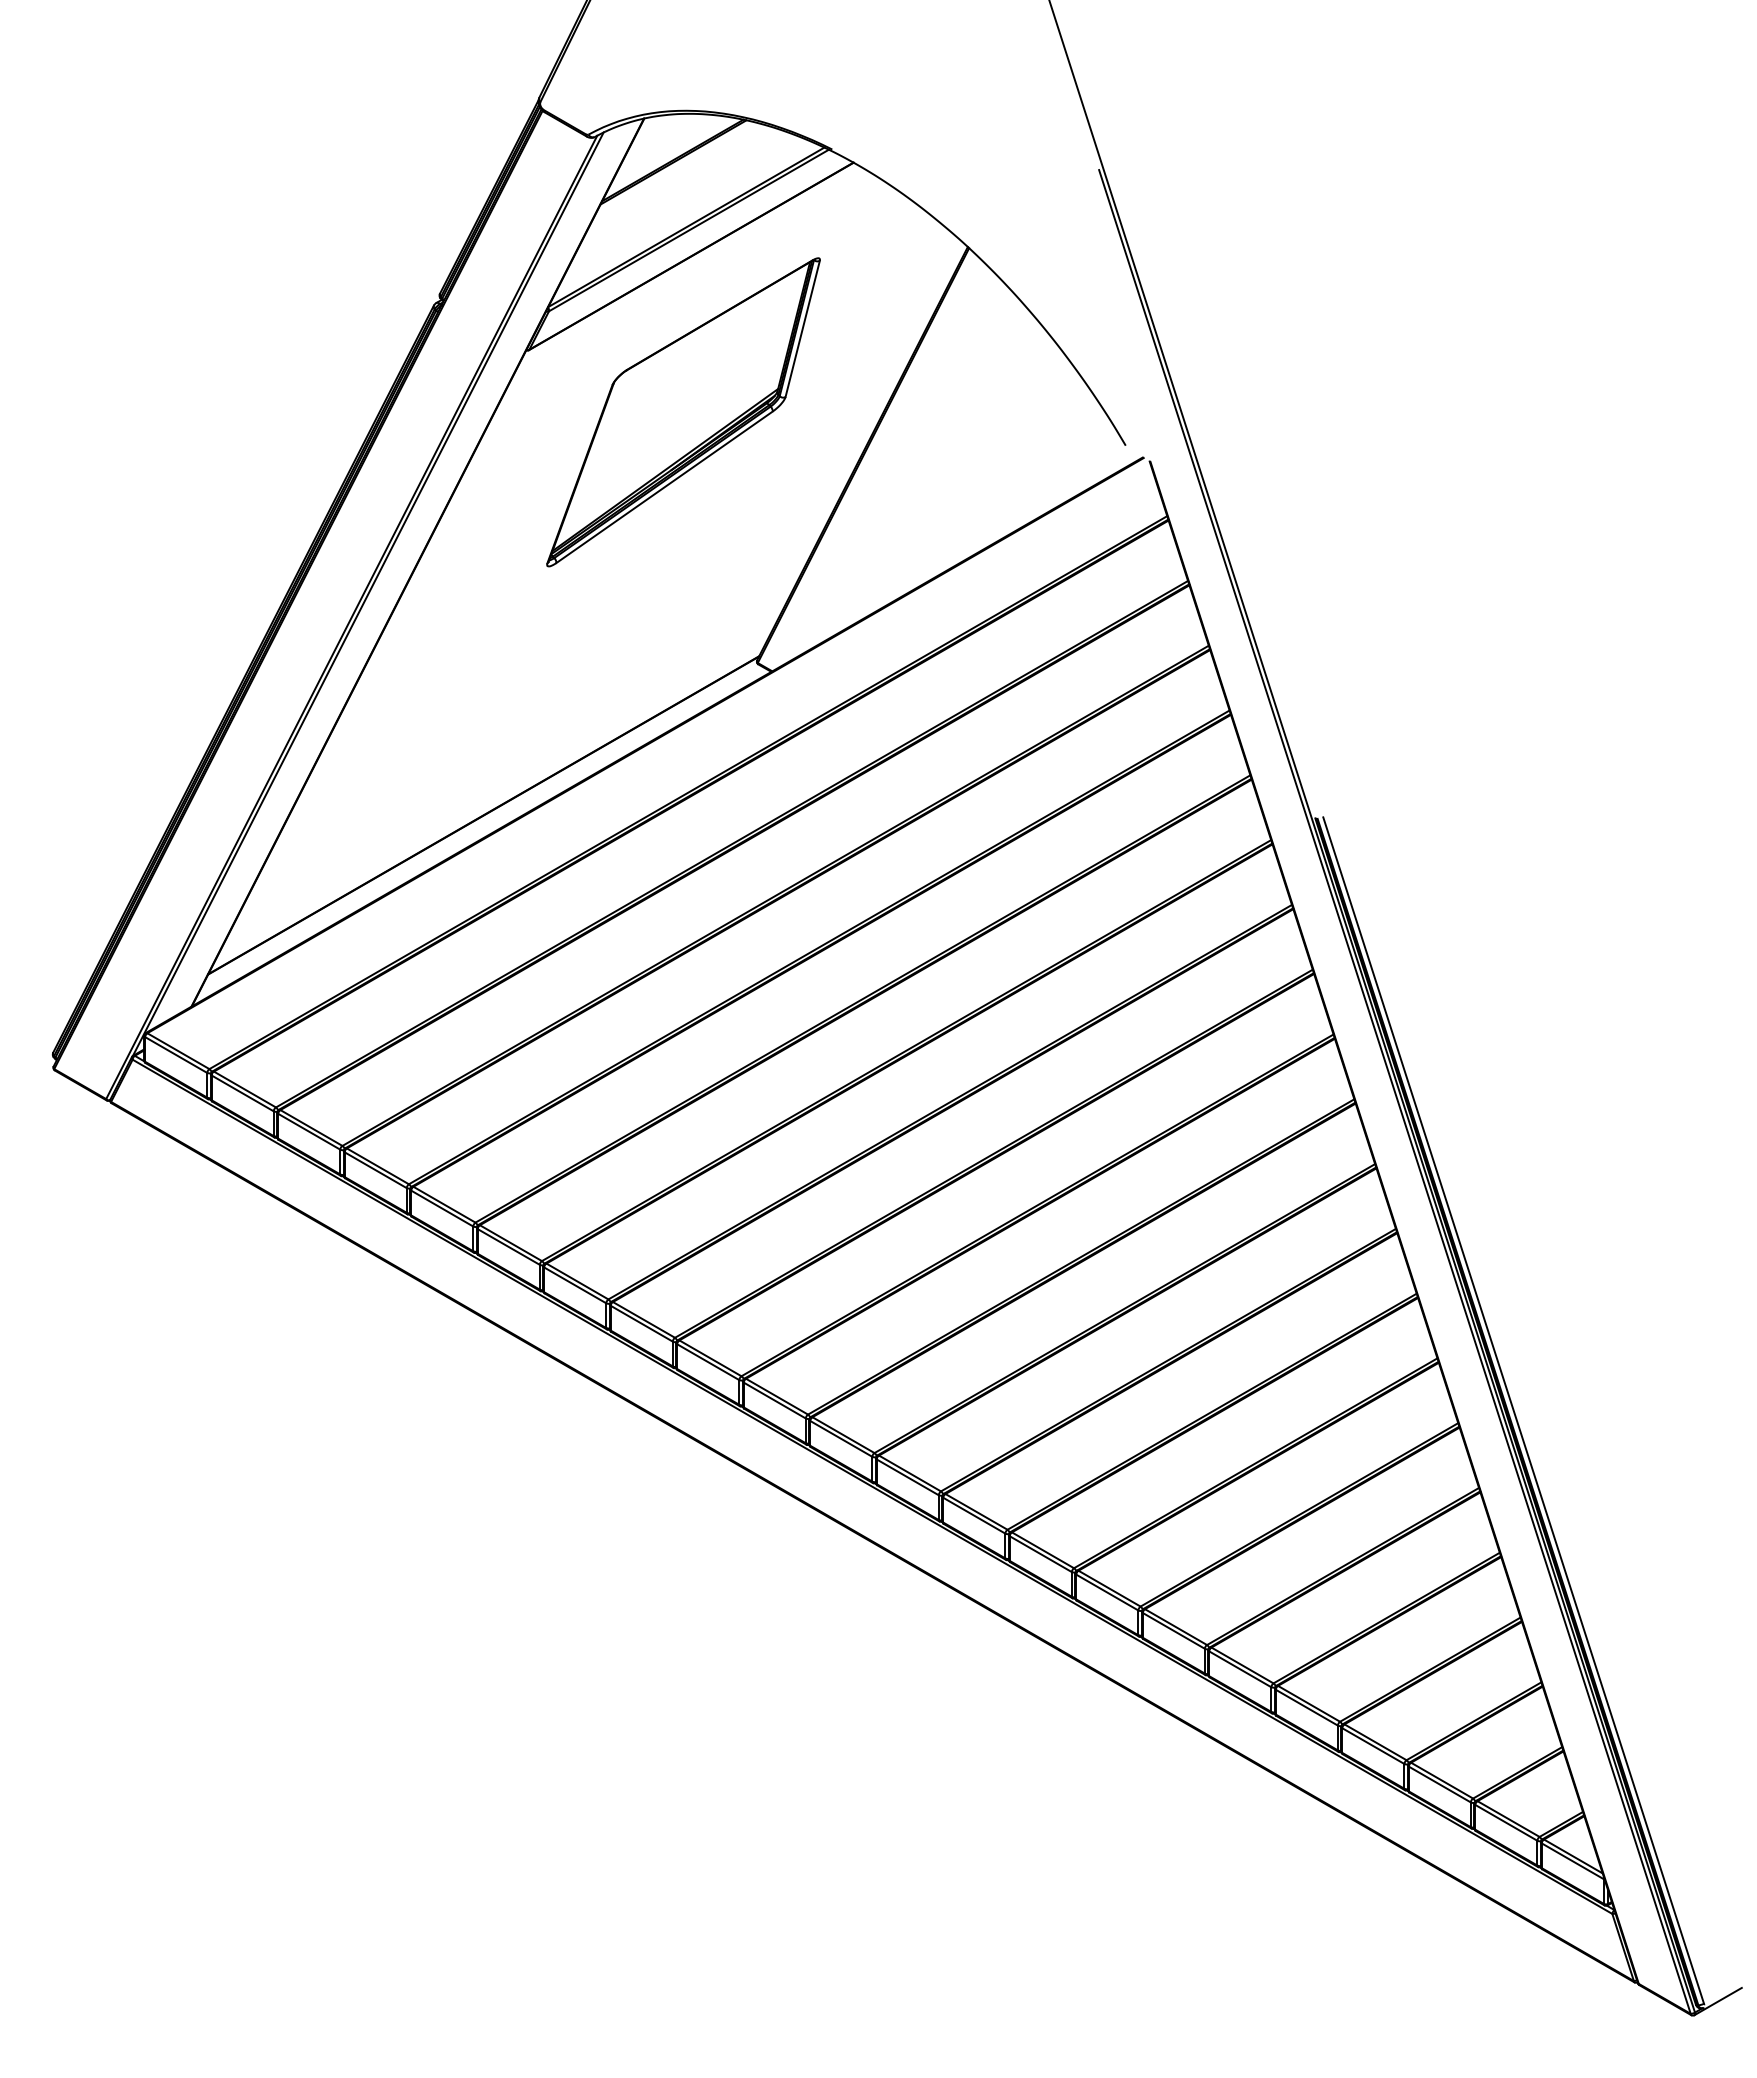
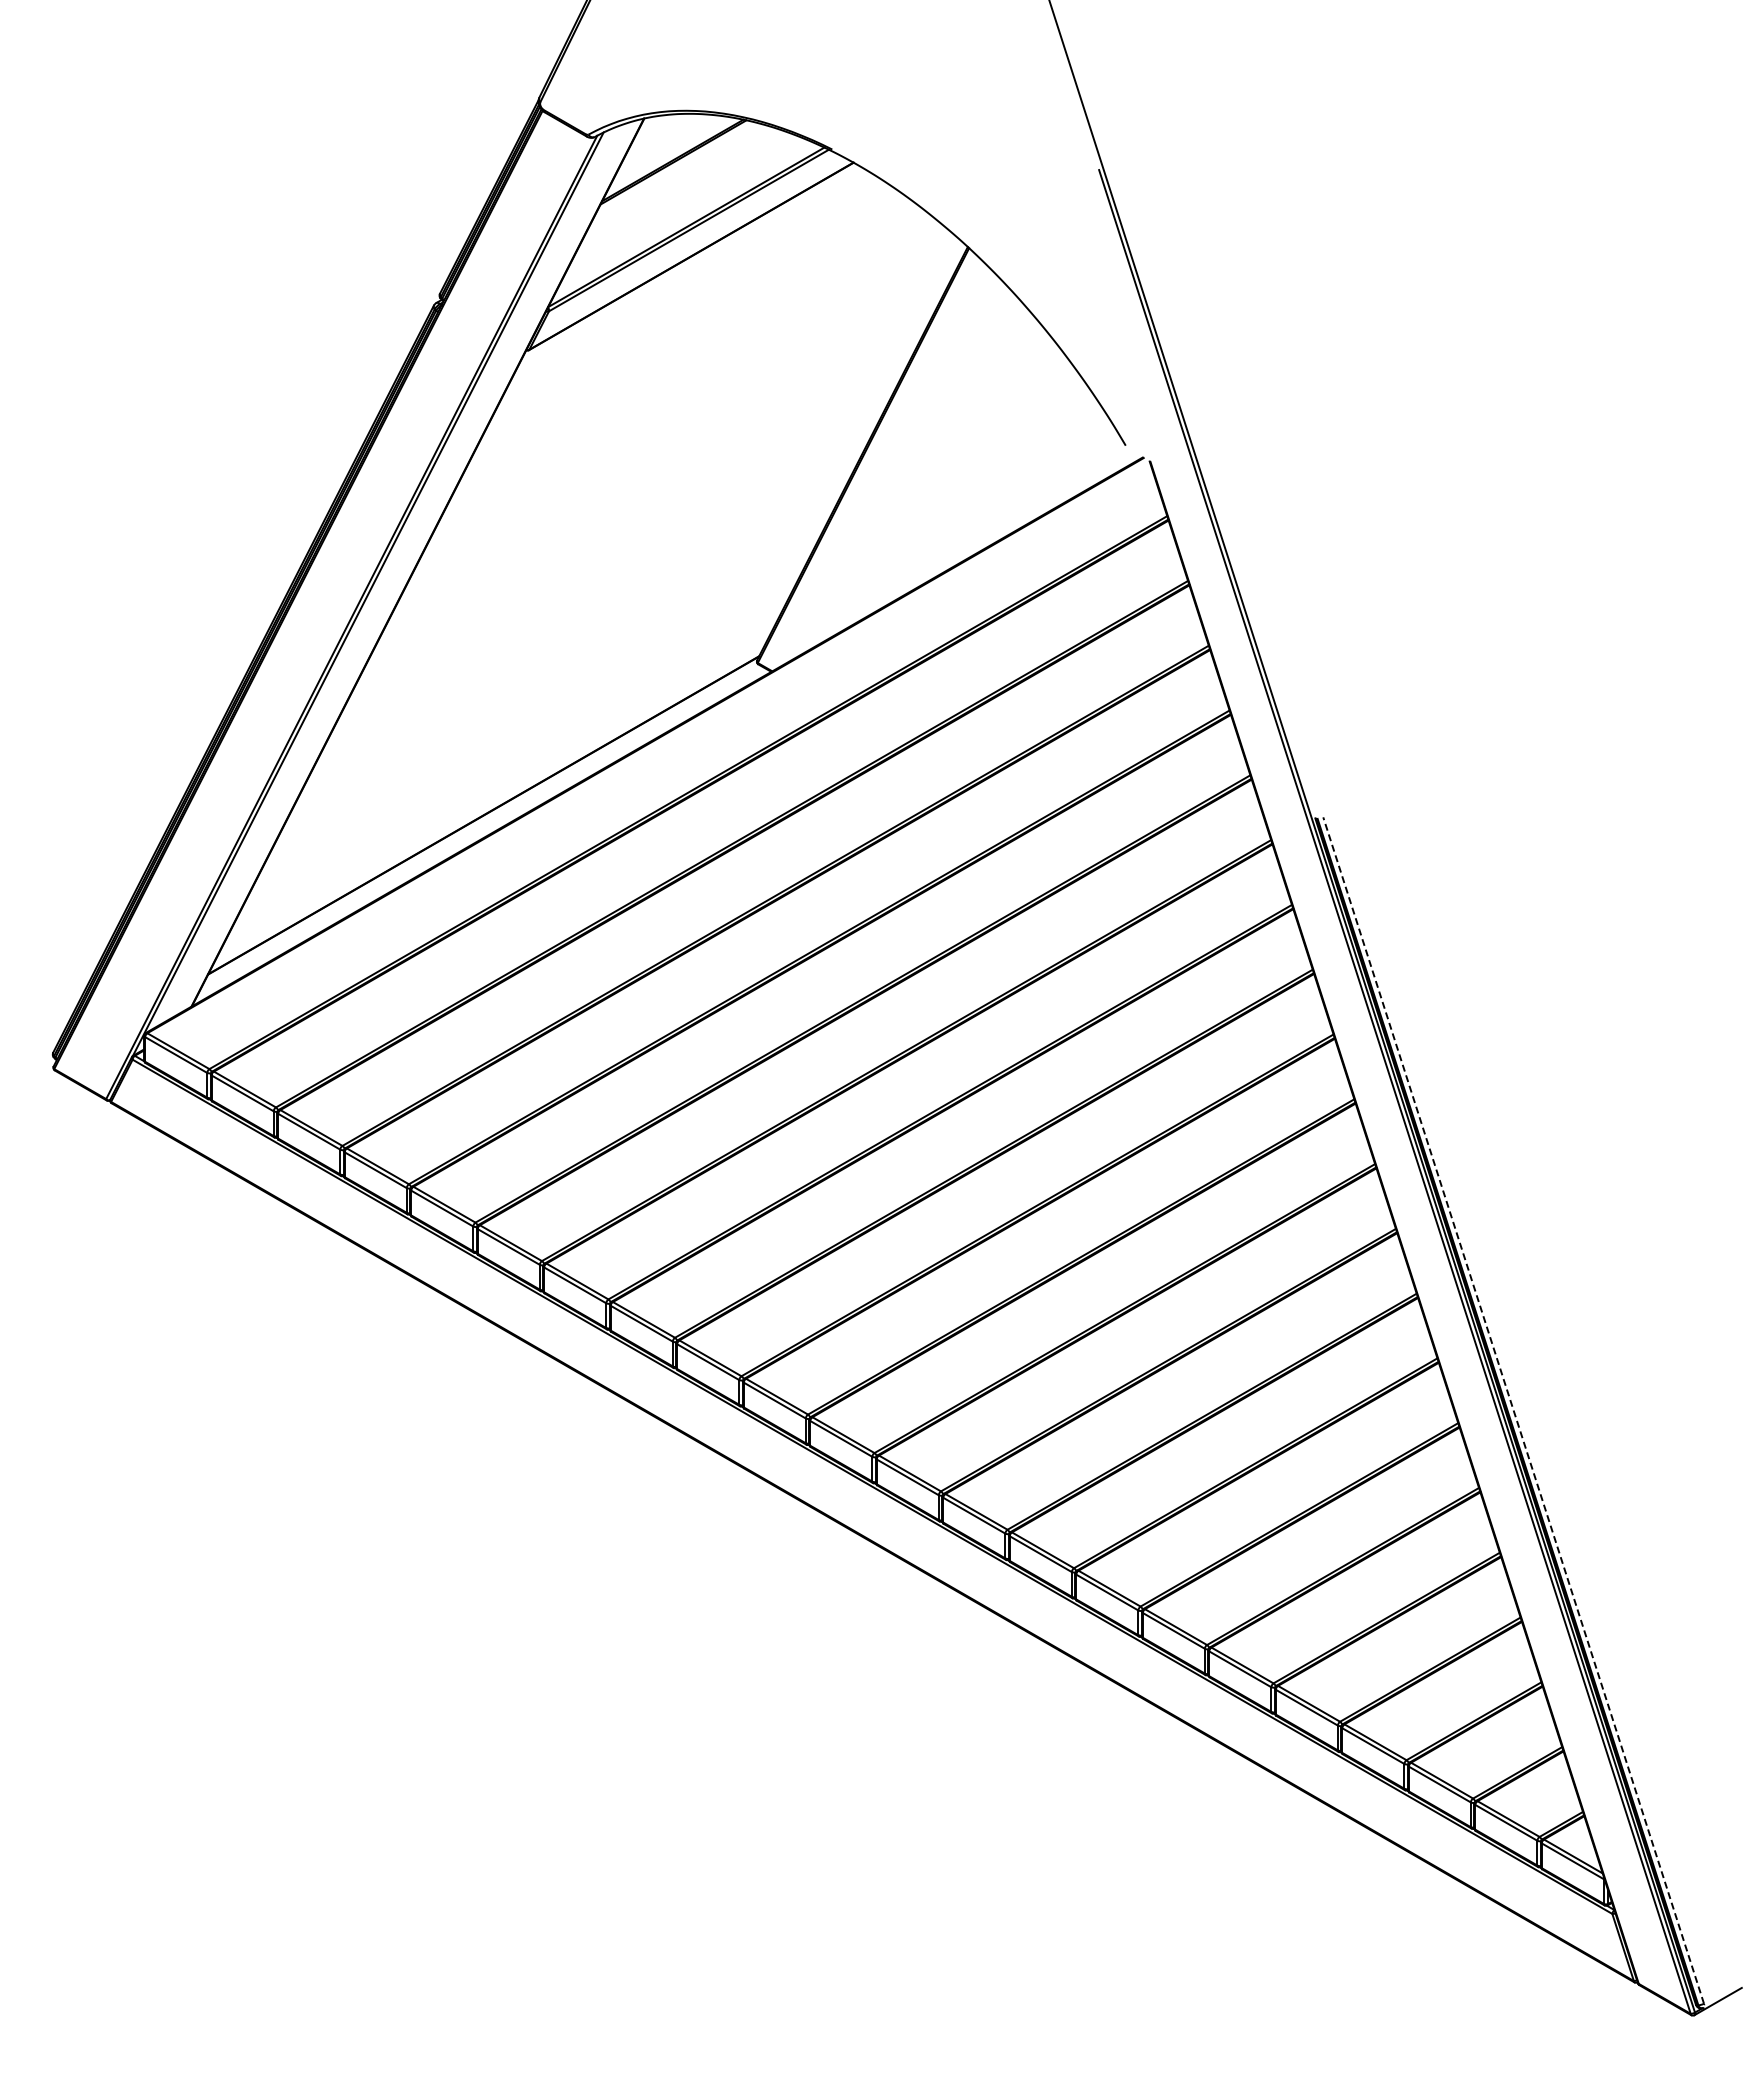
part: present -> none (683, 412)
line: solid -> dashed (1513, 1410)
